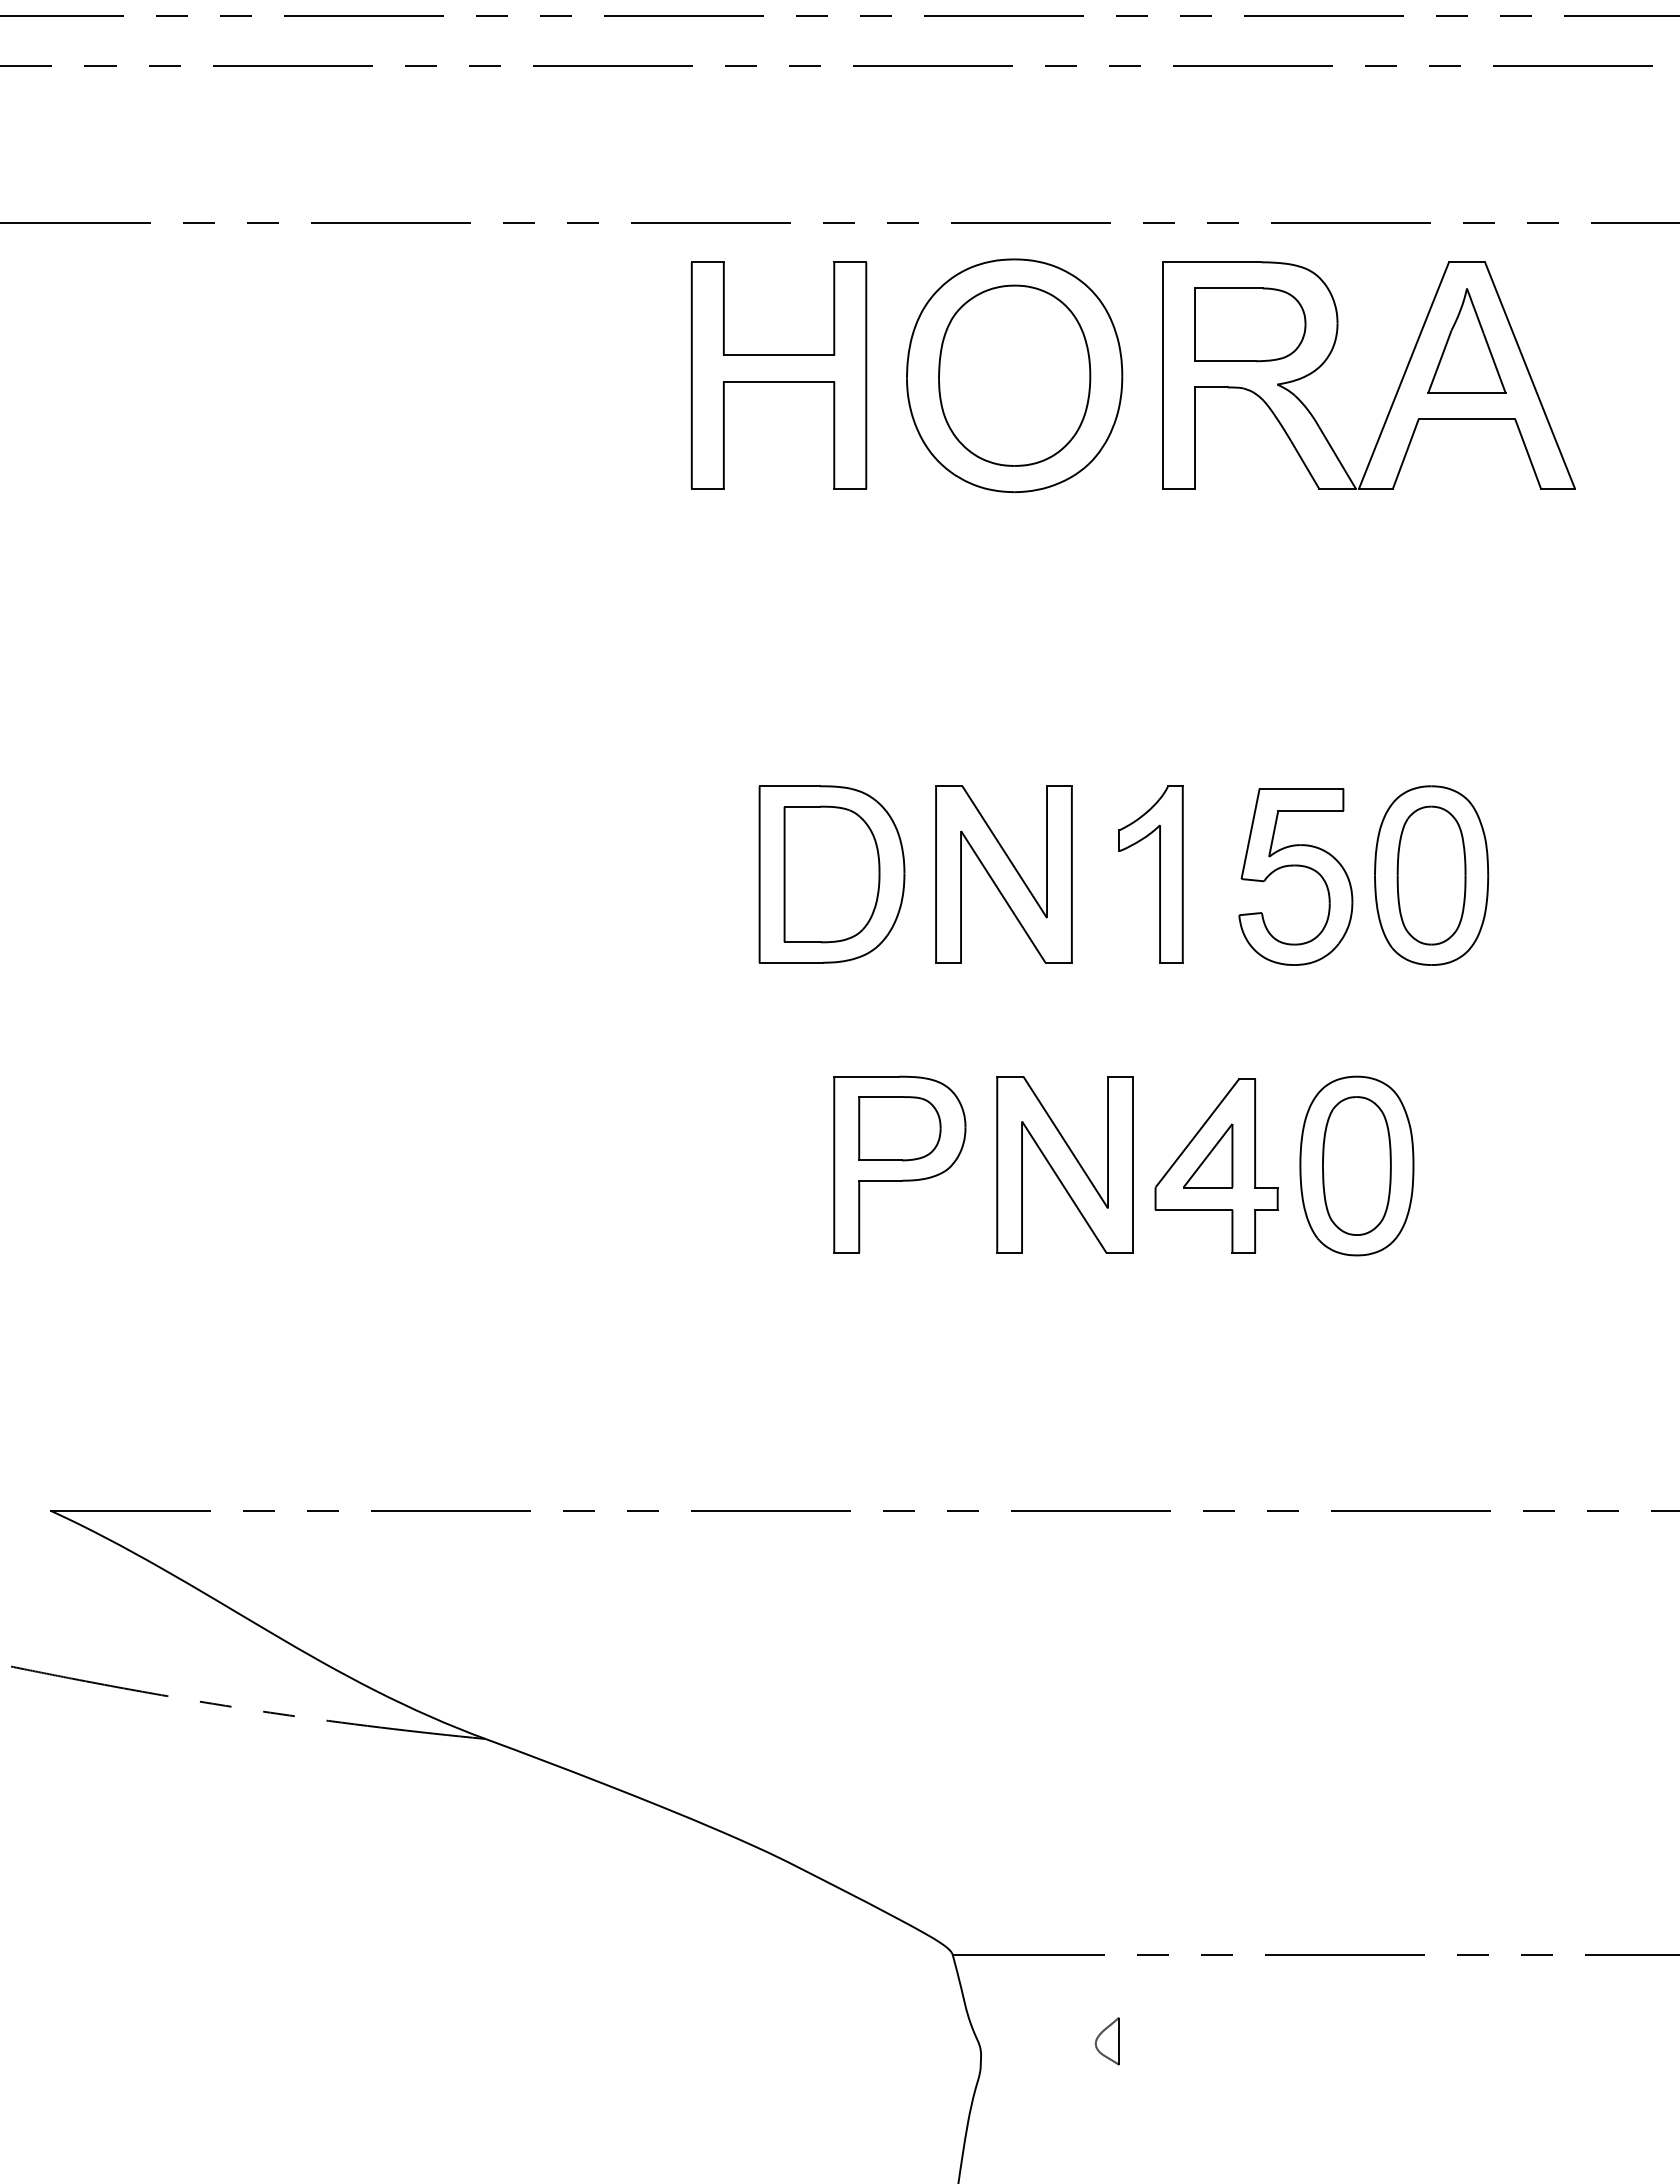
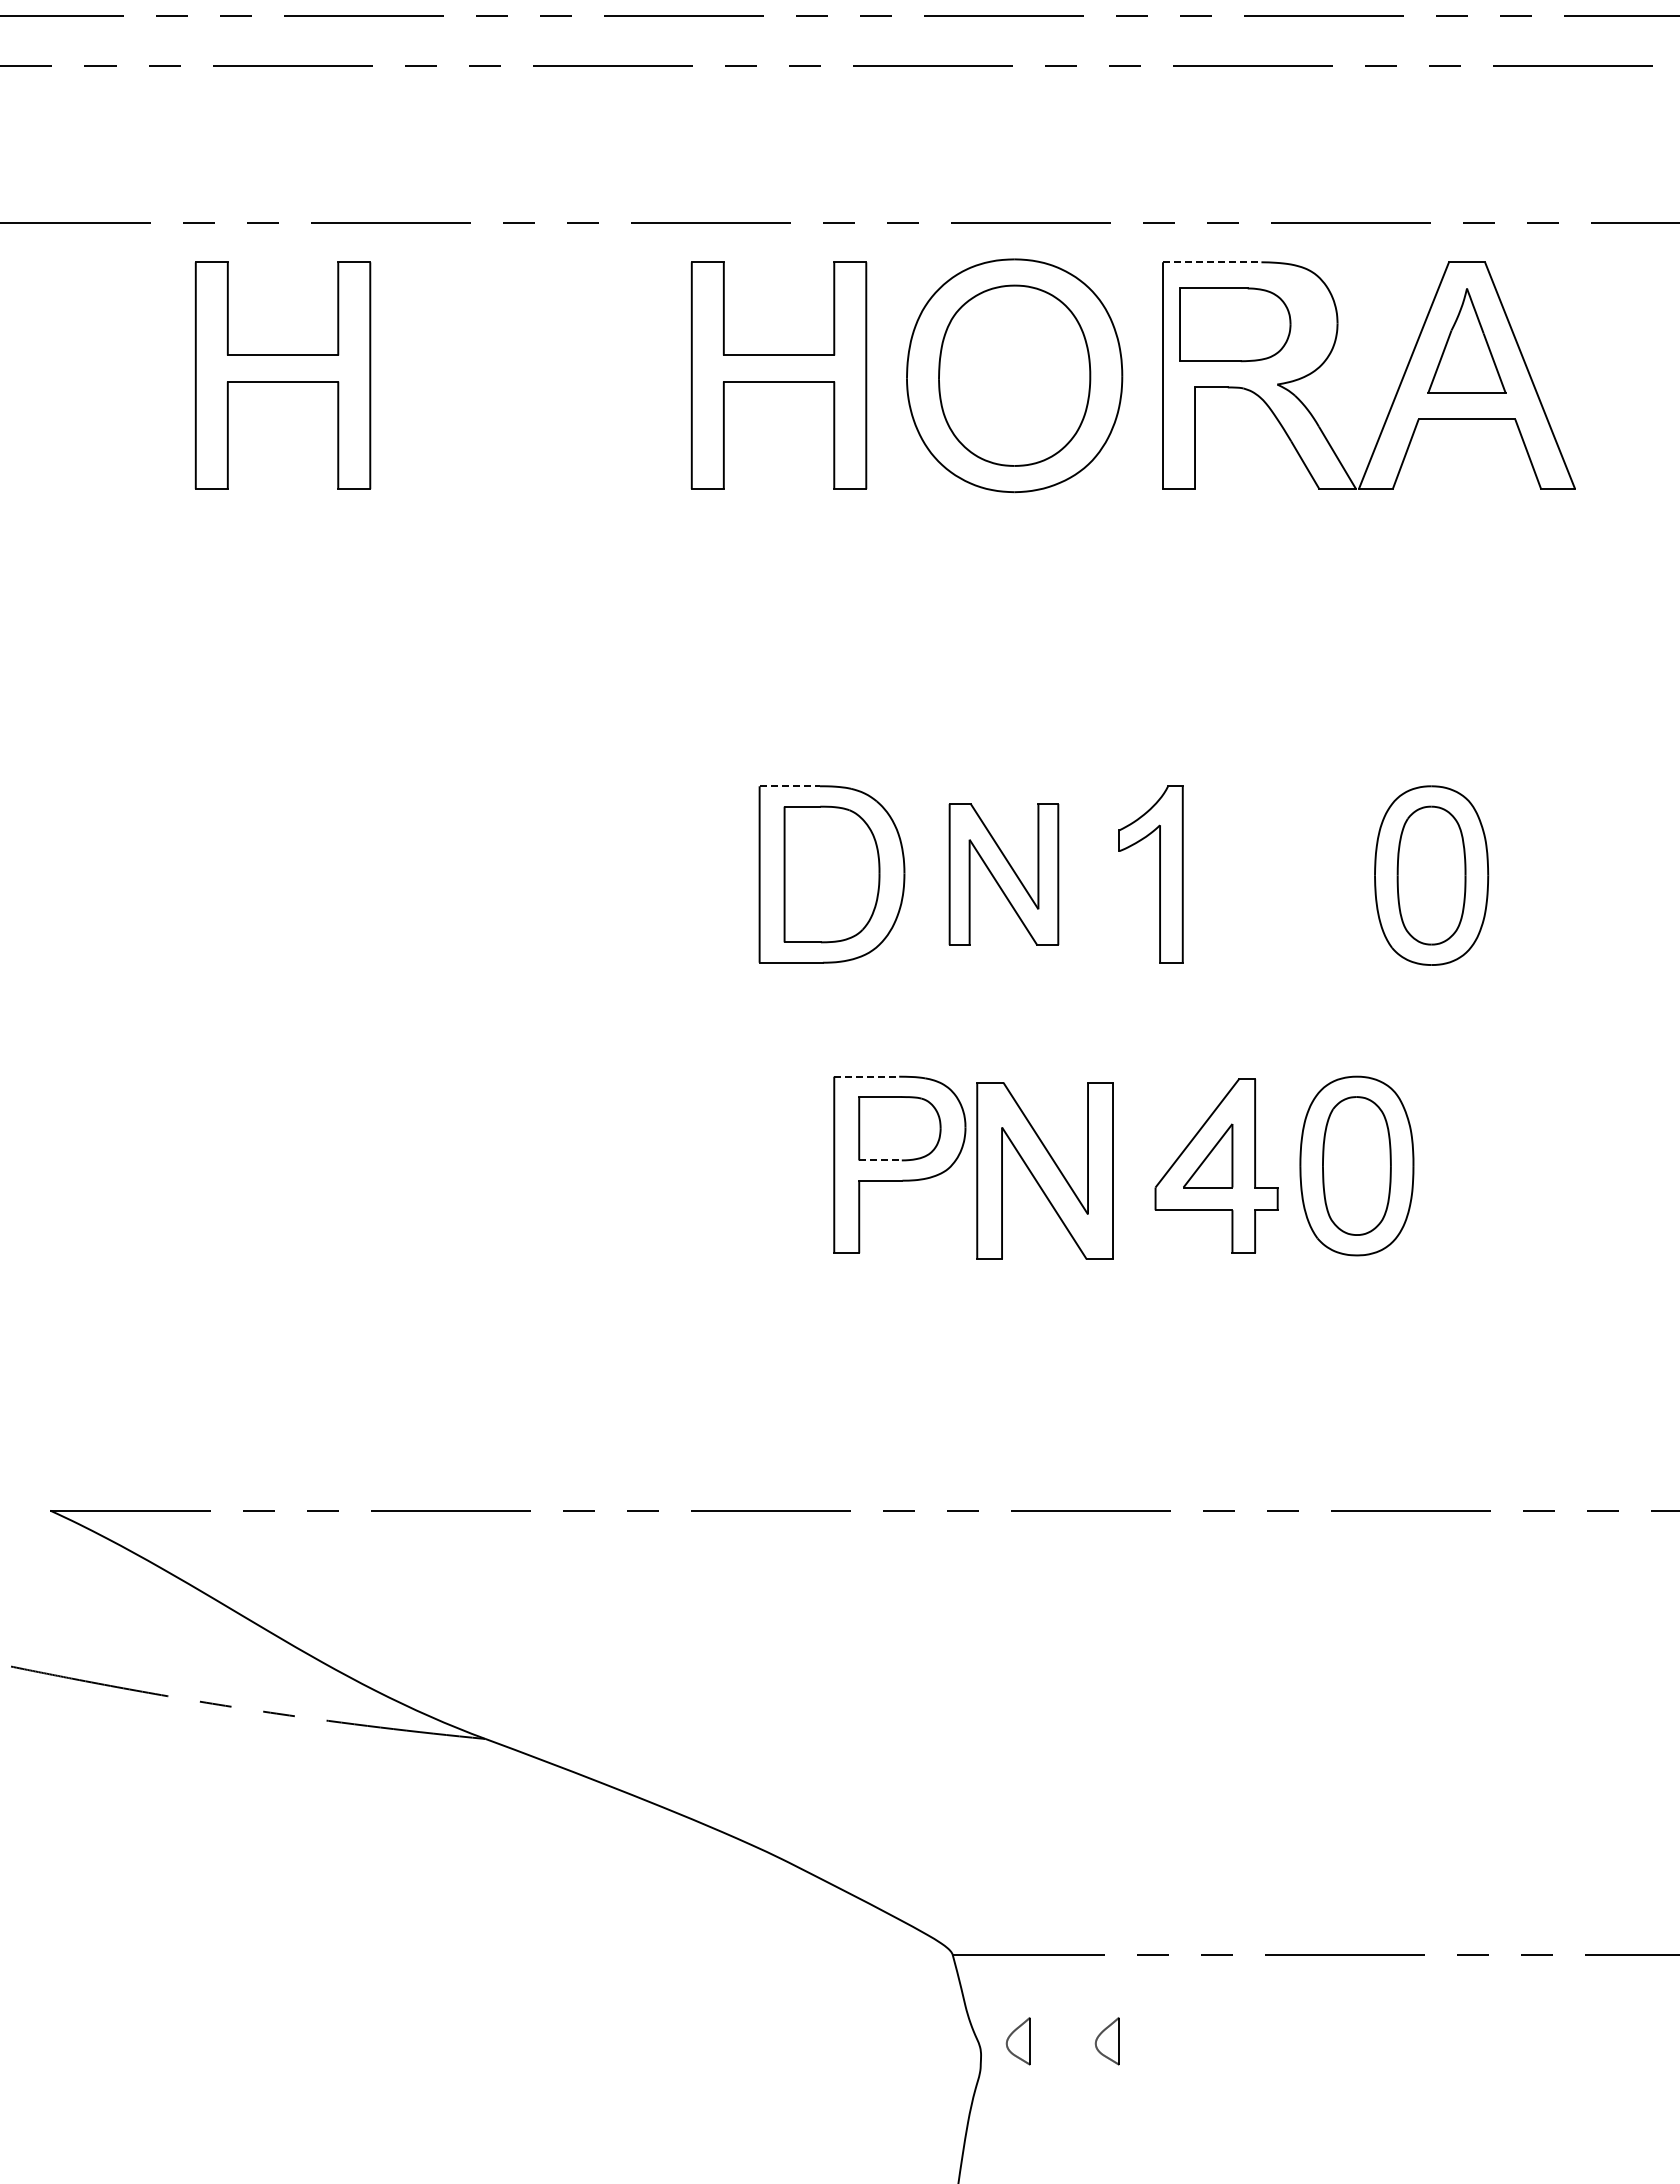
line: solid -> dashed (1212, 262)
part position: (1250, 324) -> (1235, 324) (1235, 324)
part: none -> present (282, 375)
line: solid -> dashed (790, 786)
part: present -> none (1295, 866)
part size: 138x179 px -> 112x143 px (1003, 874)
line: solid -> dashed (867, 1076)
line: solid -> dashed (881, 1160)
part position: (1064, 1164) -> (1044, 1170) (1044, 1170)
part: none -> present (1017, 2041)
